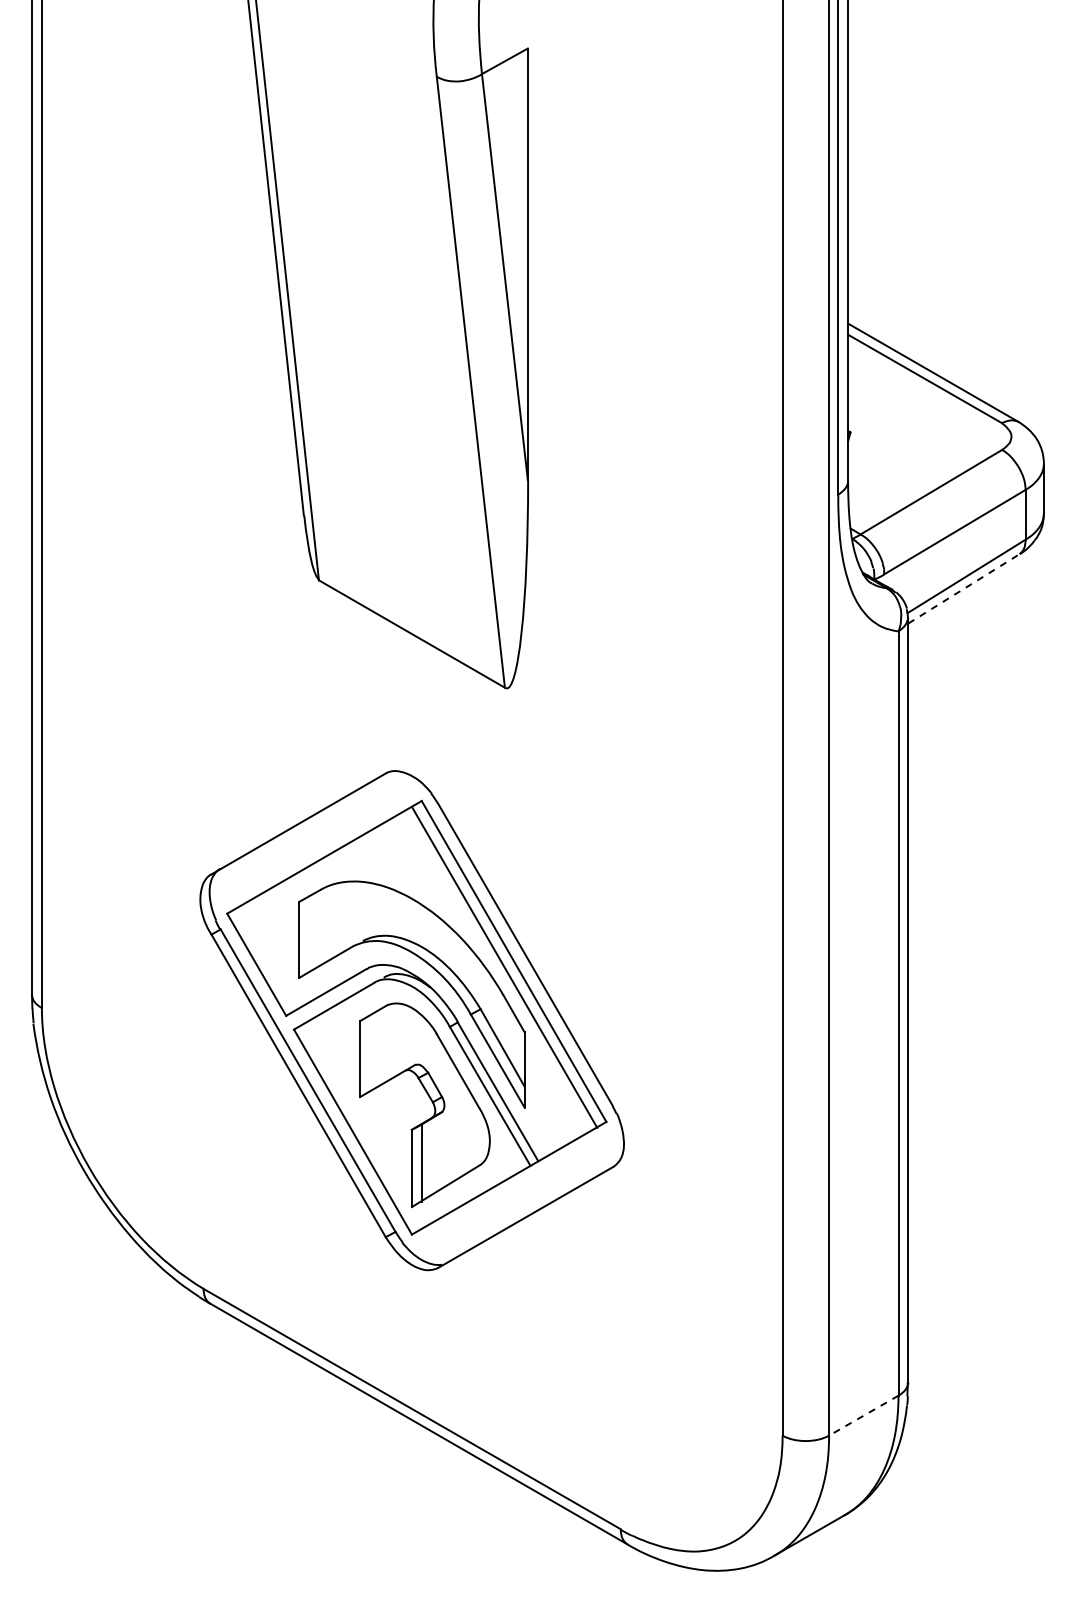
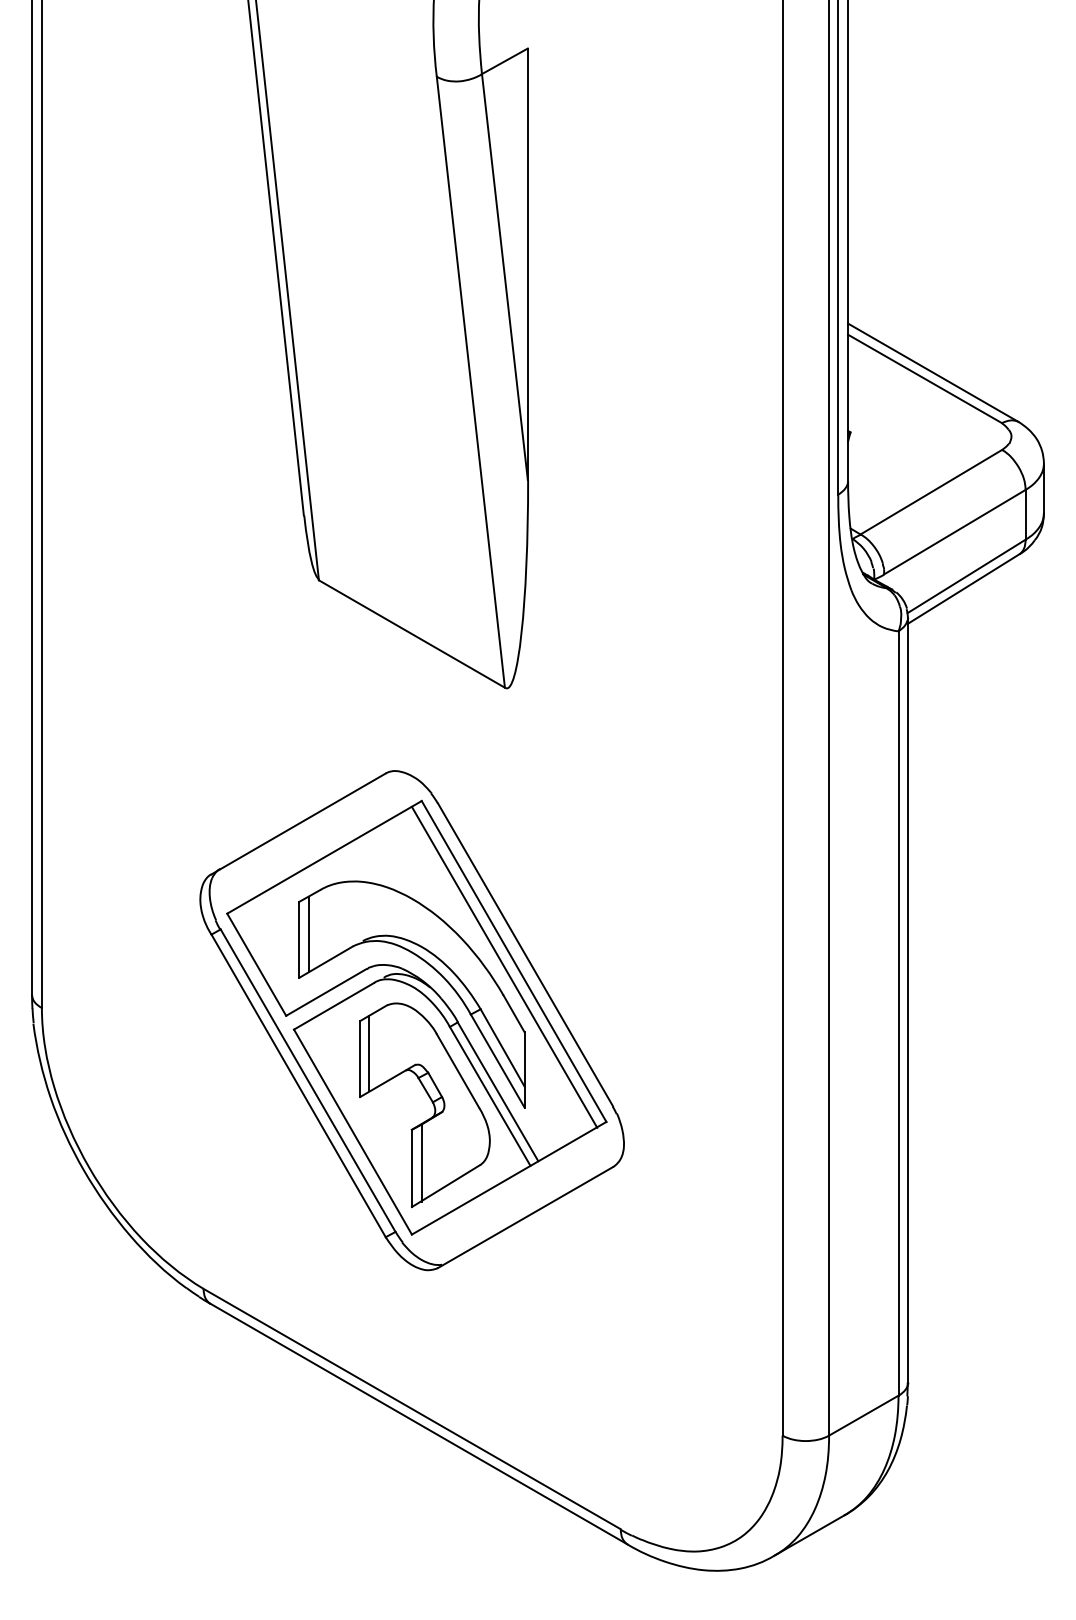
line: dashed -> solid (964, 588)
line: none -> present (309, 933)
line: none -> present (369, 1053)
line: dashed -> solid (863, 1415)
